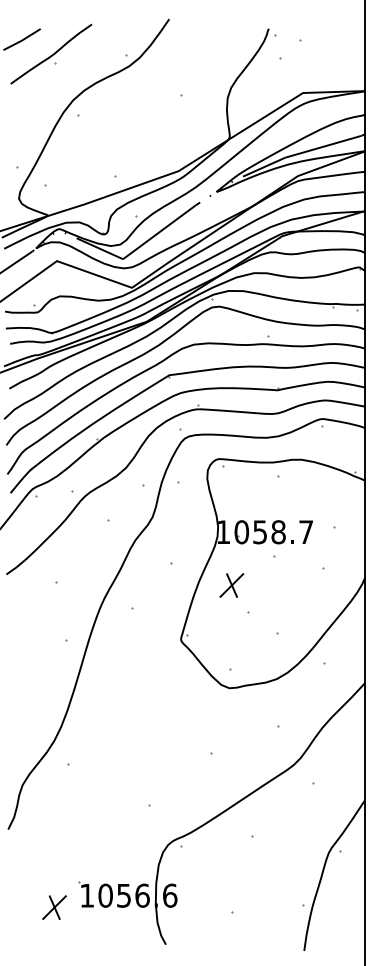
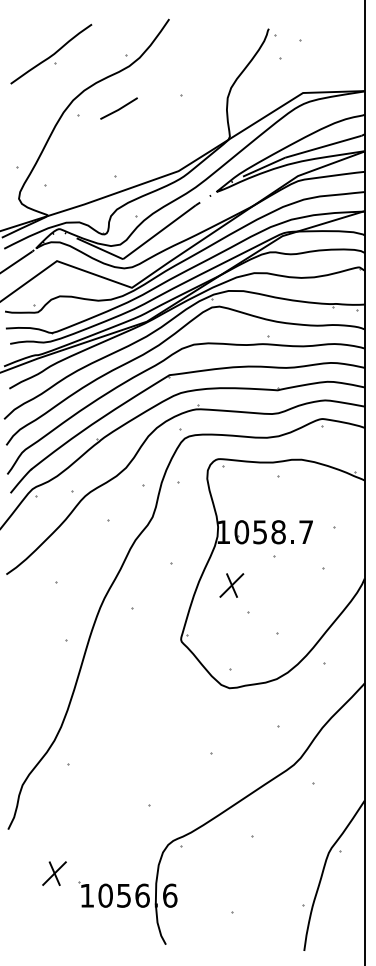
line position: (21, 39) -> (118, 108) (118, 108)
part position: (54, 907) -> (54, 873) (54, 873)
